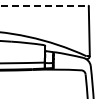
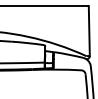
line: dashed -> solid (44, 5)
